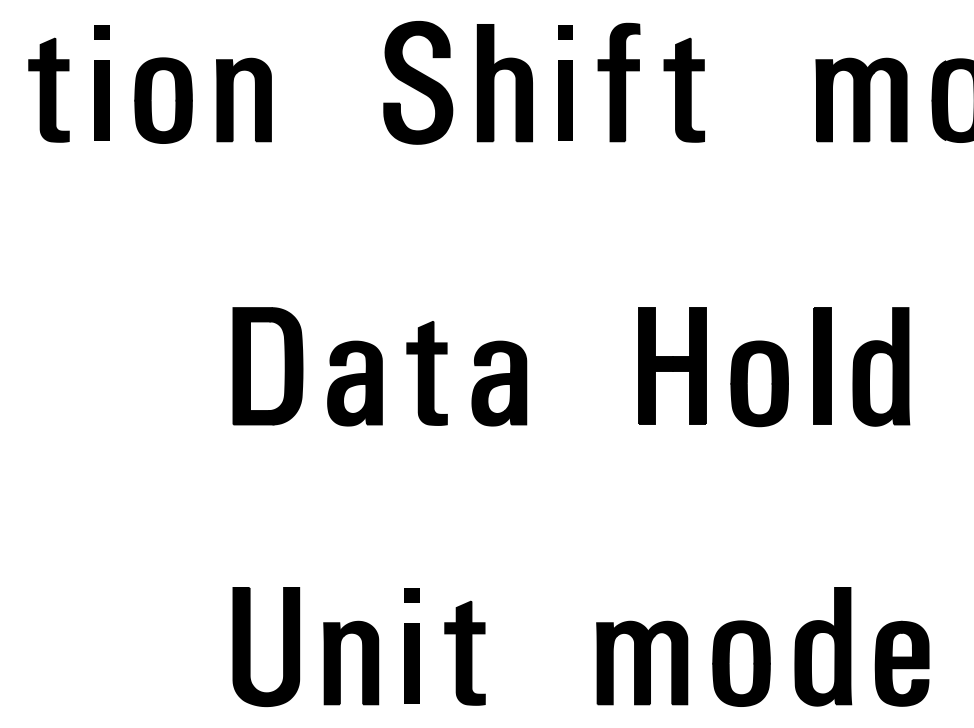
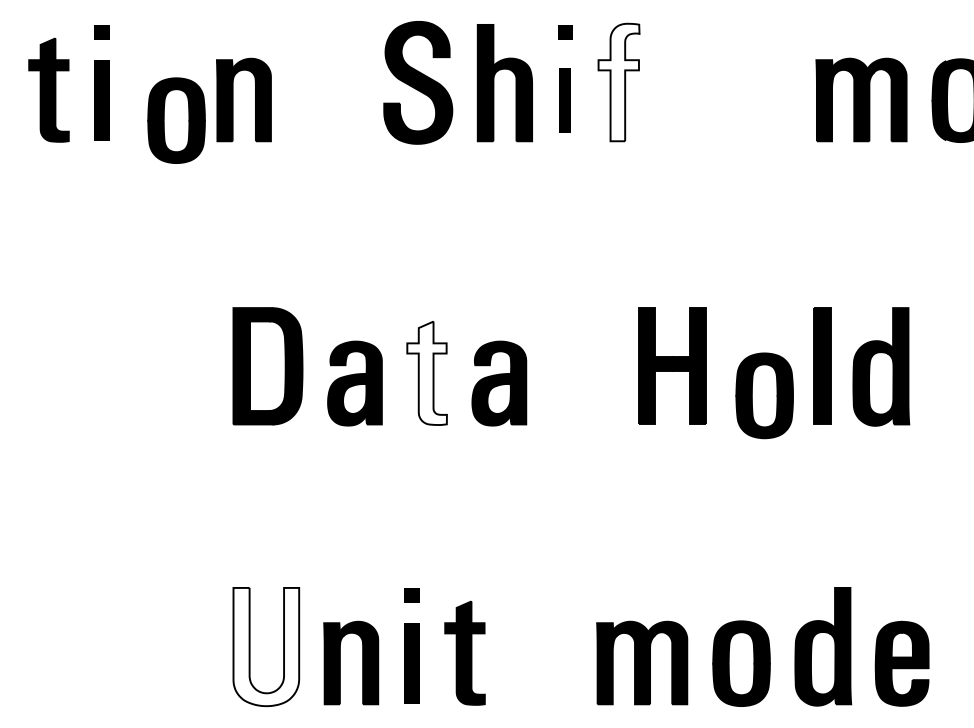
fill: present -> none (618, 82)
part: present -> none (684, 89)
part position: (163, 100) -> (176, 120) (176, 120)
part size: 15x81 px -> 12x65 px (564, 100)
fill: present -> none (426, 373)
part position: (759, 383) -> (764, 395) (764, 395)
fill: present -> none (266, 646)
